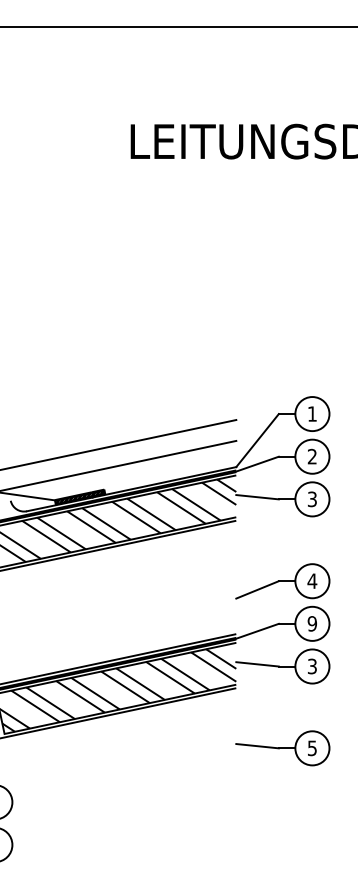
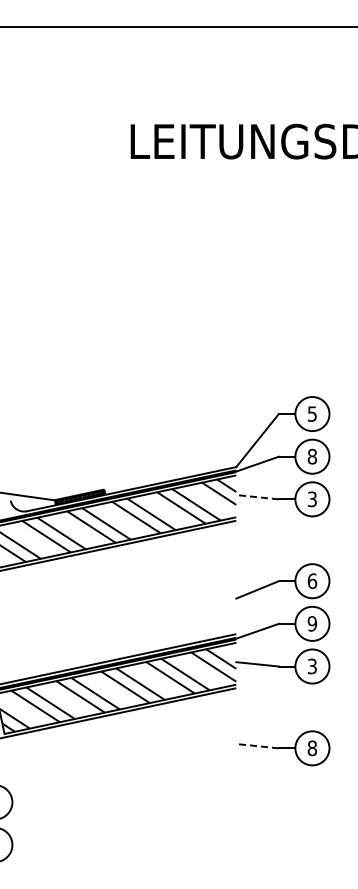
text: 1 -> 5 (312, 413)
line: present -> none (119, 444)
text: 2 -> 8 (312, 456)
line: present -> none (119, 465)
line: solid -> dashed (257, 497)
text: 4 -> 6 (312, 580)
line: solid -> dashed (257, 746)
text: 5 -> 8 (312, 748)
